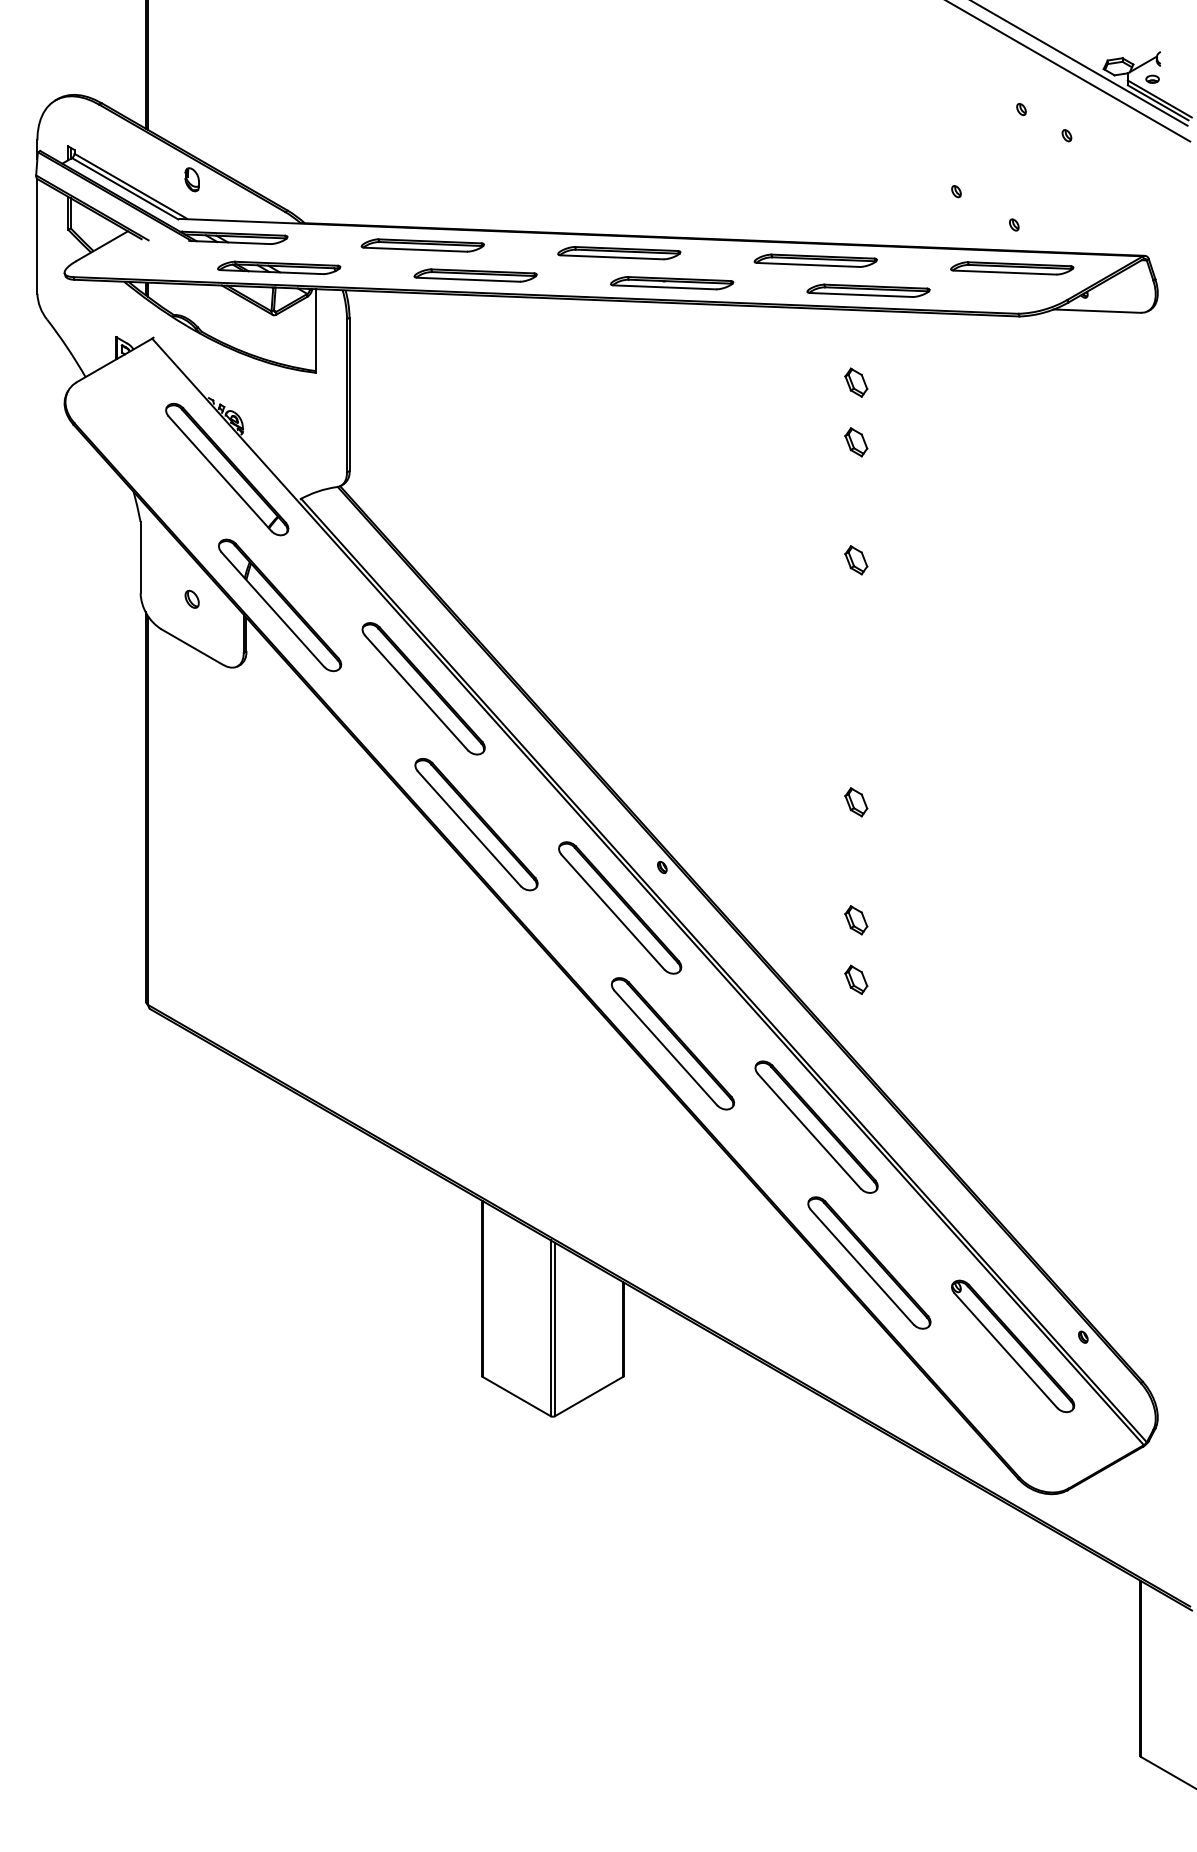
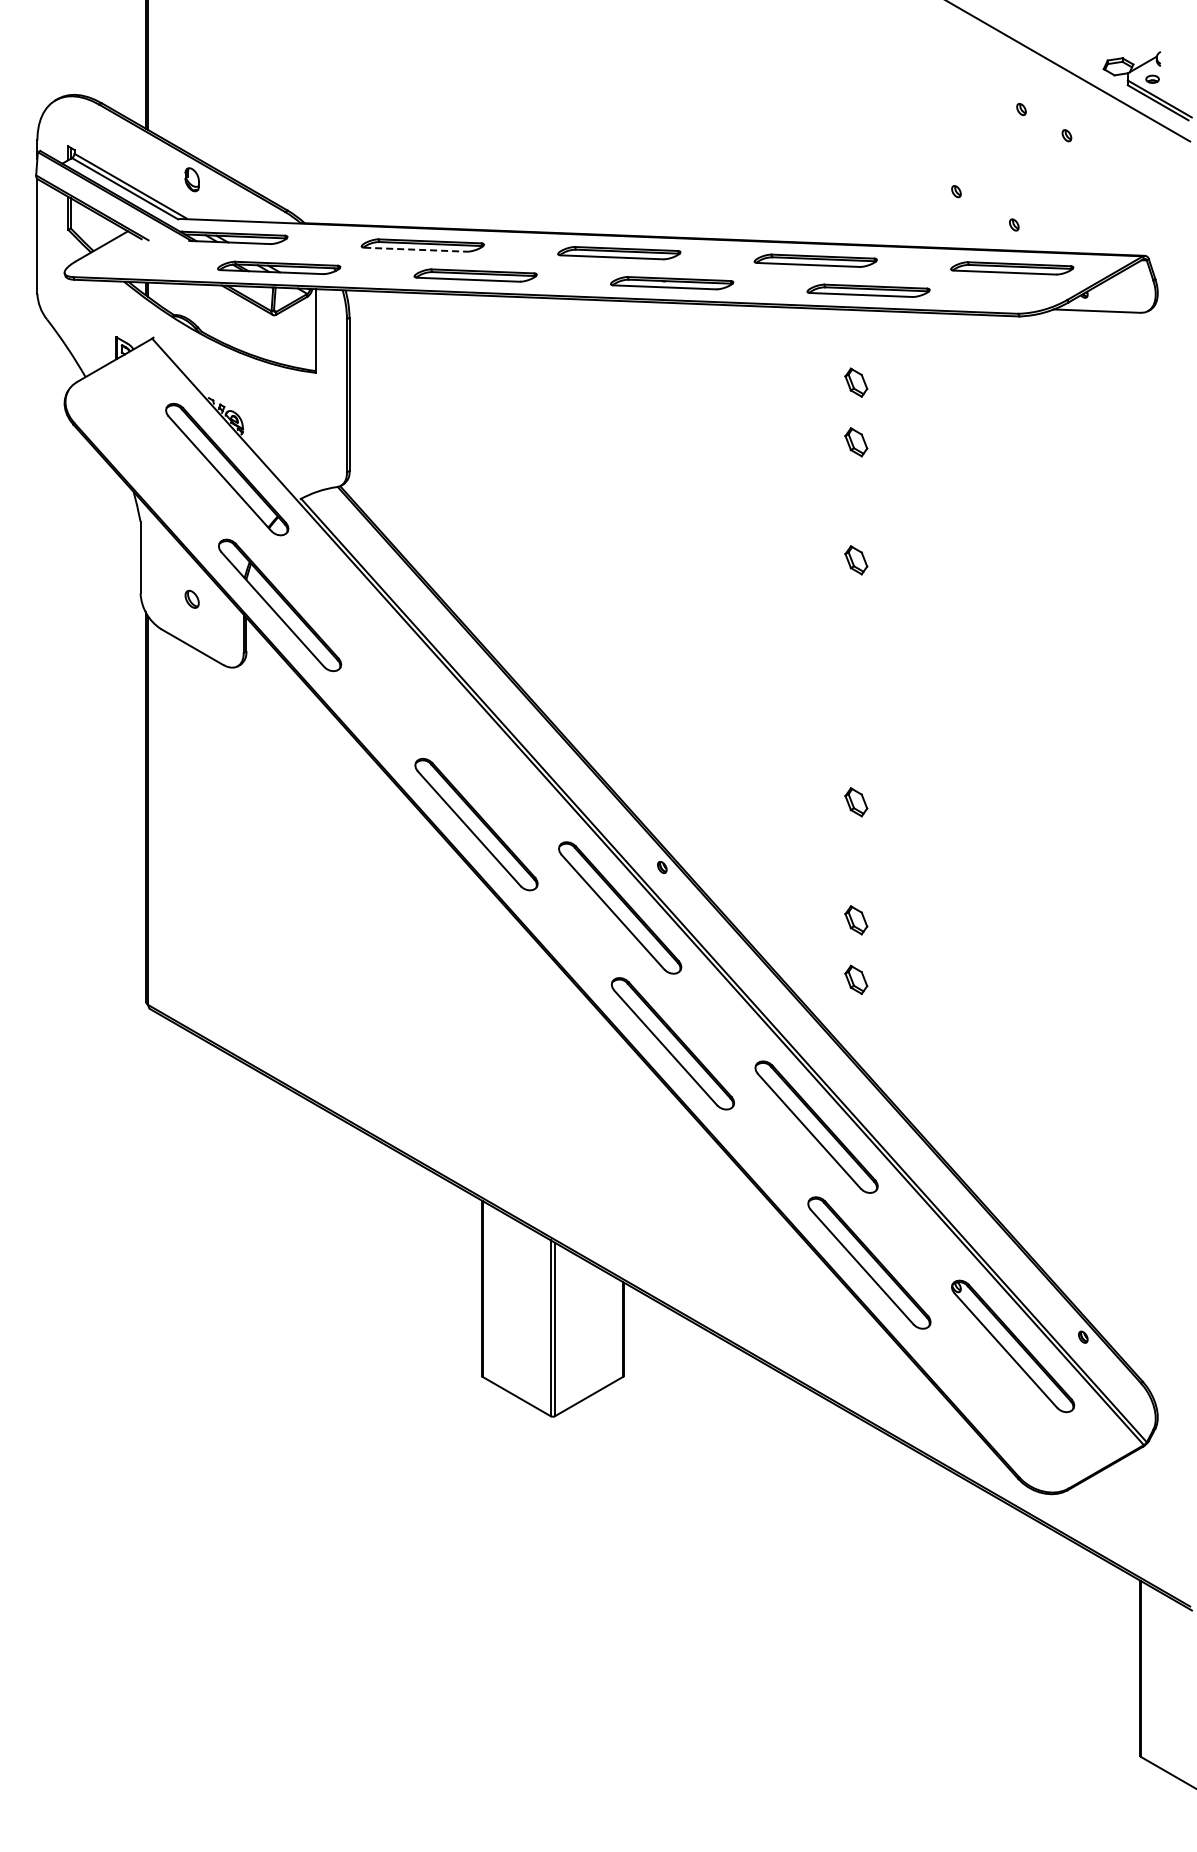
line: present -> none (1080, 63)
line: solid -> dashed (416, 249)
part: present -> none (423, 688)
